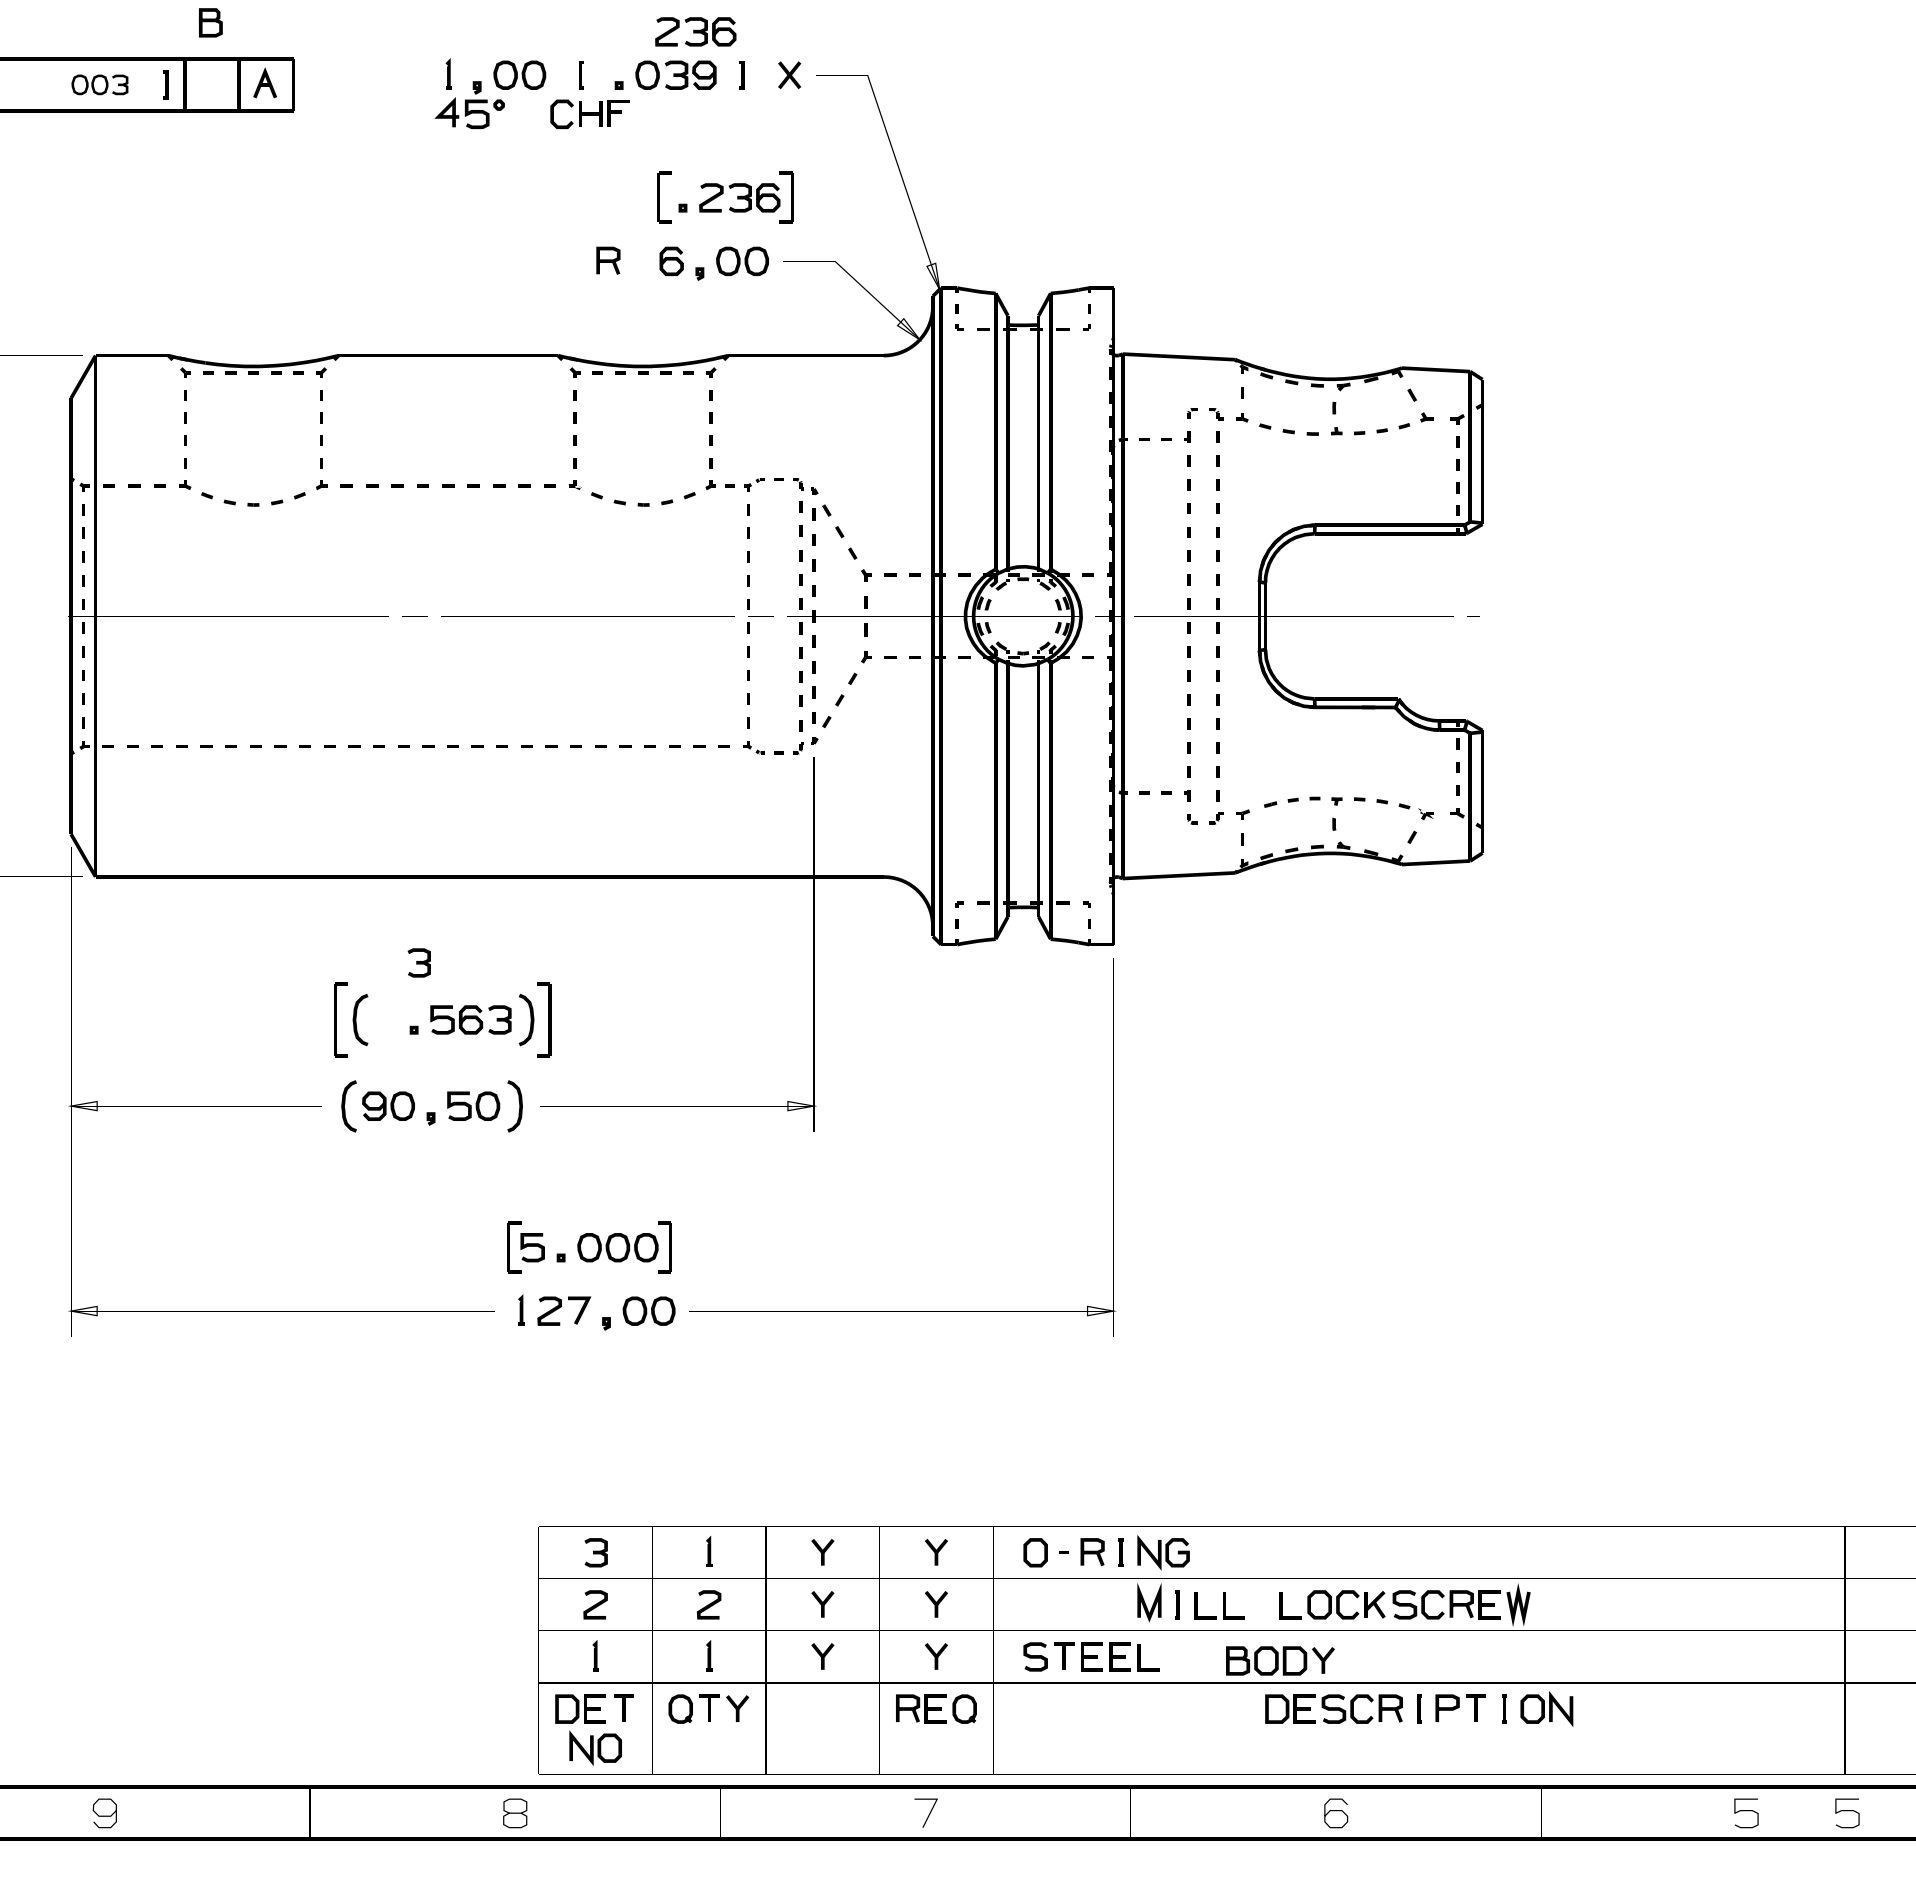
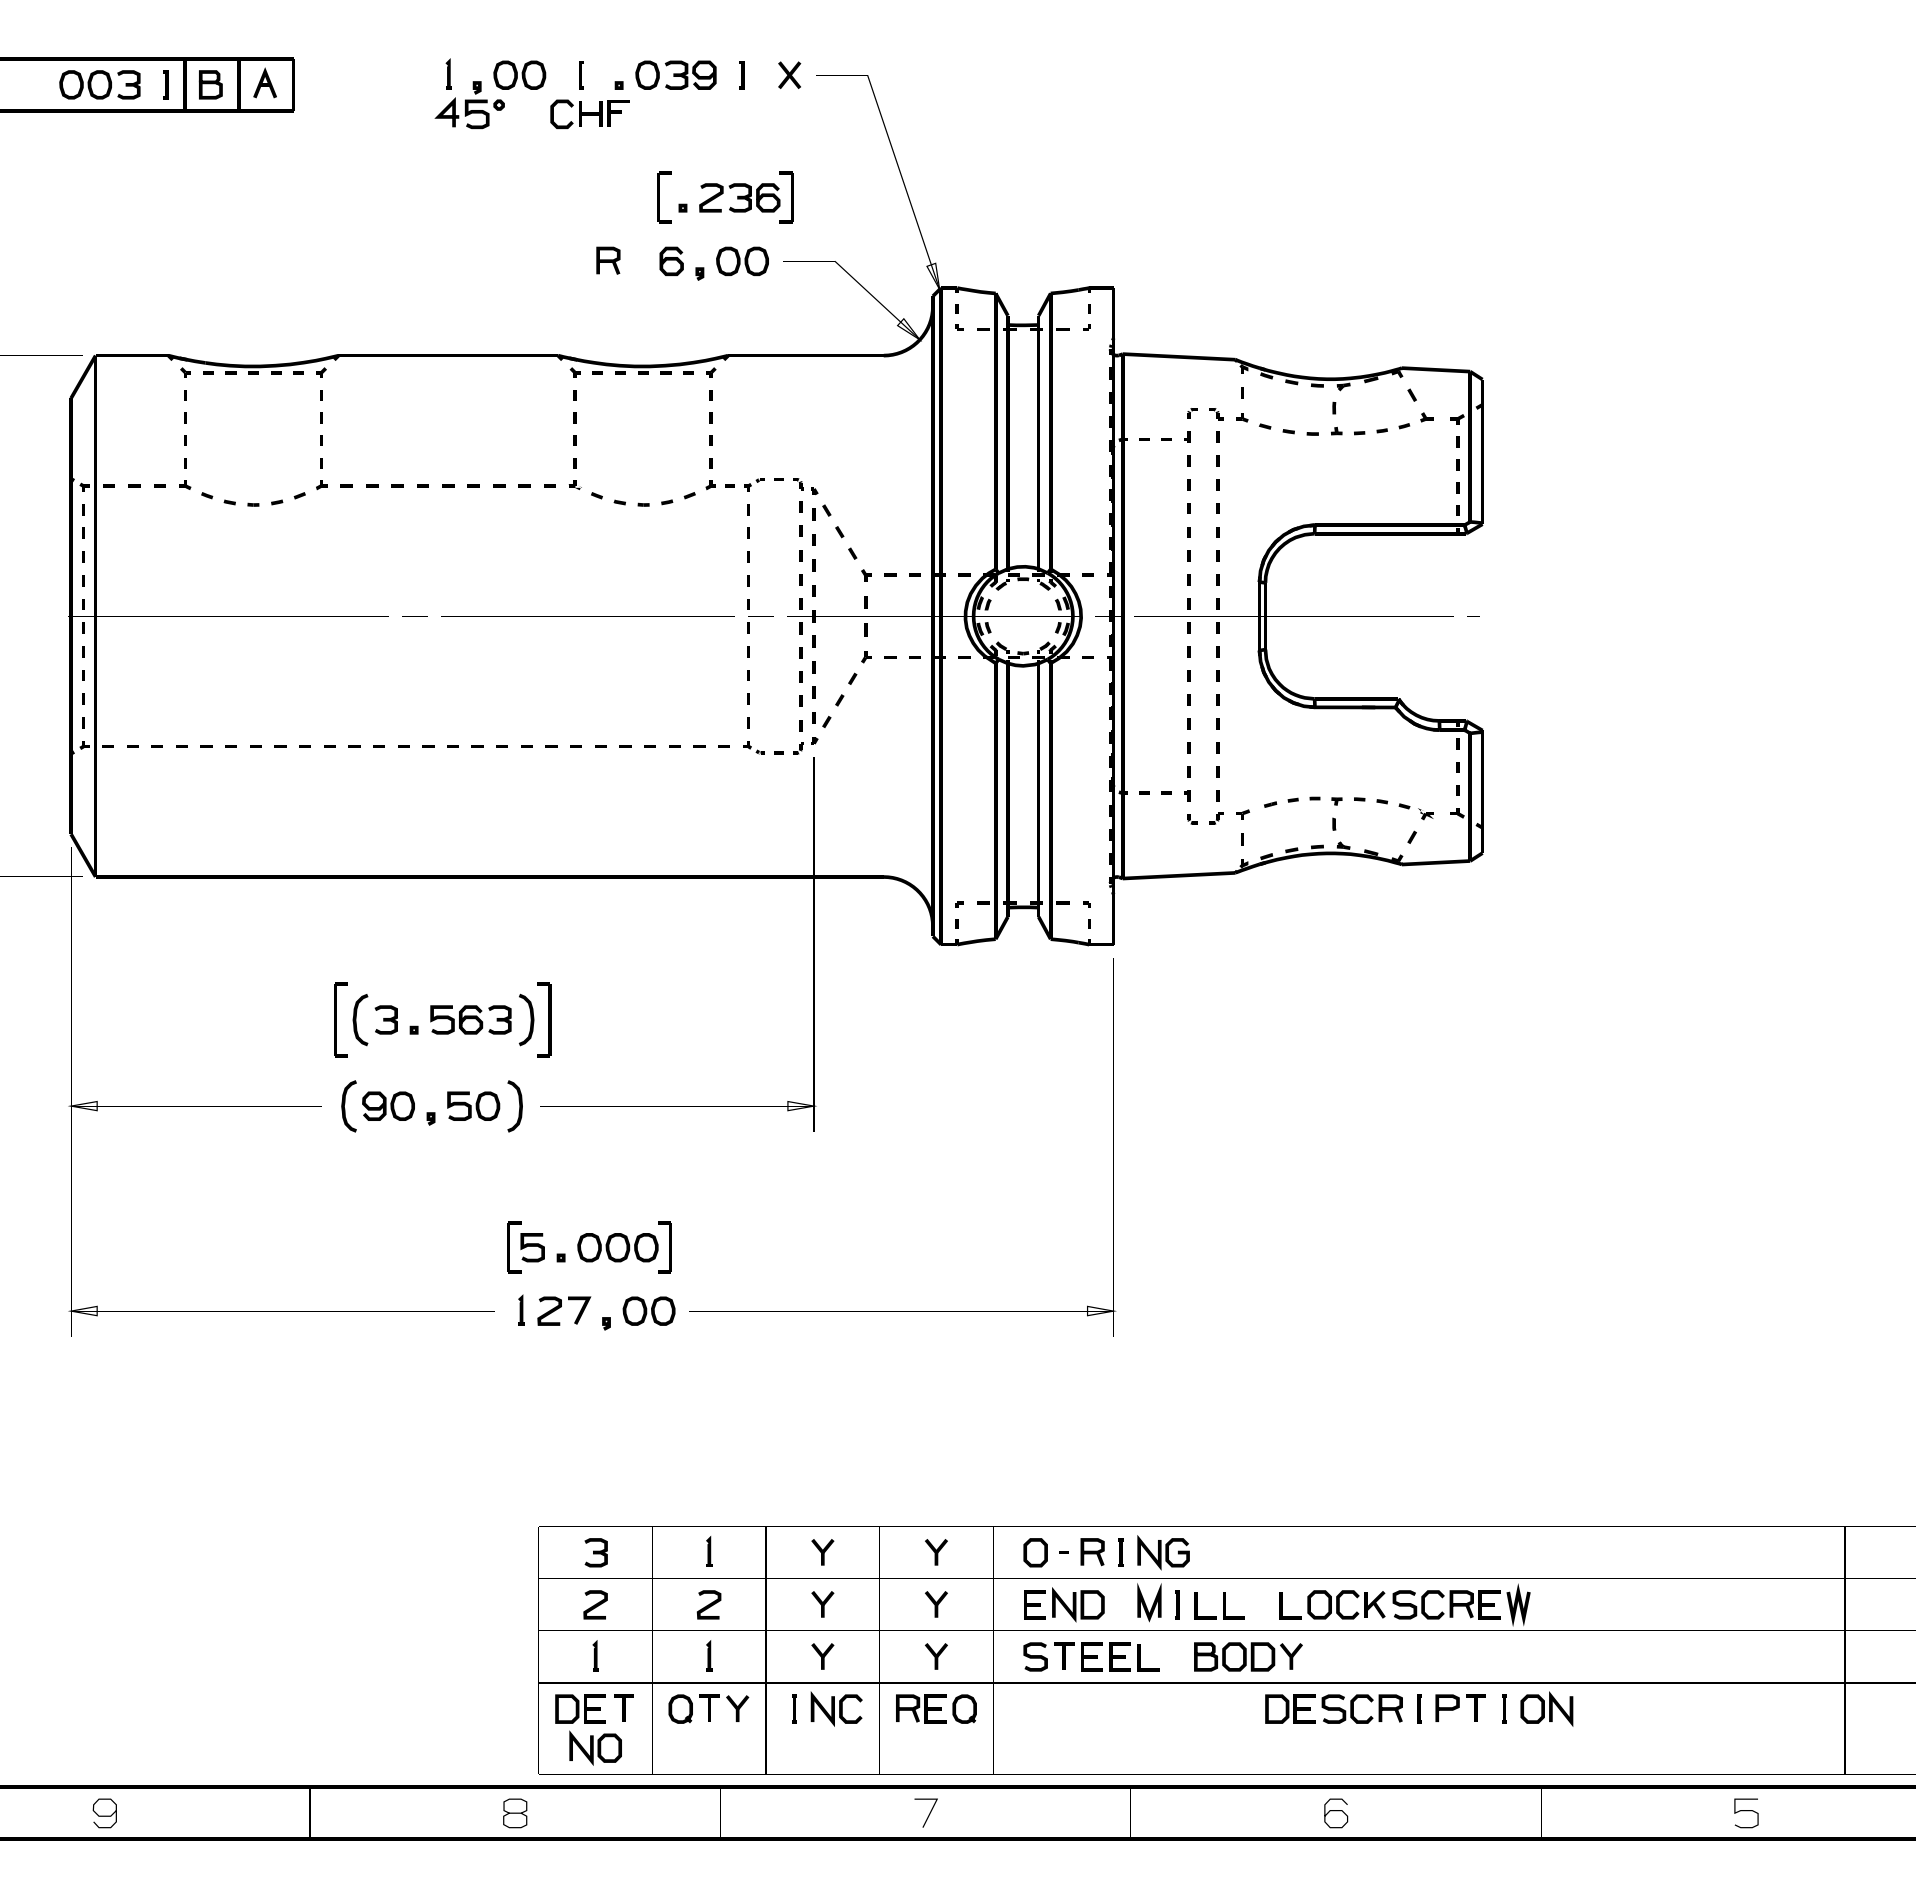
curve position: (210, 22) -> (210, 84) (210, 84)
part: present -> none (695, 31)
part size: 58x22 px -> 82x30 px (99, 84)
part position: (418, 962) -> (385, 1019) (385, 1019)
part: none -> present (1064, 1604)
part position: (1280, 1660) -> (1248, 1656) (1248, 1656)
line: none -> present (794, 1708)
part: none -> present (836, 1708)
curve: present -> none (1847, 1811)
